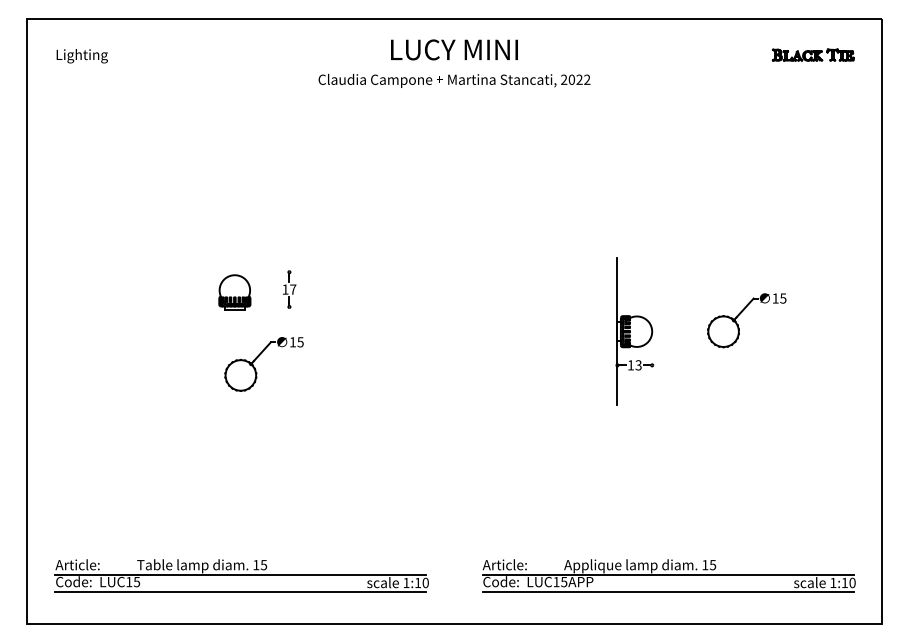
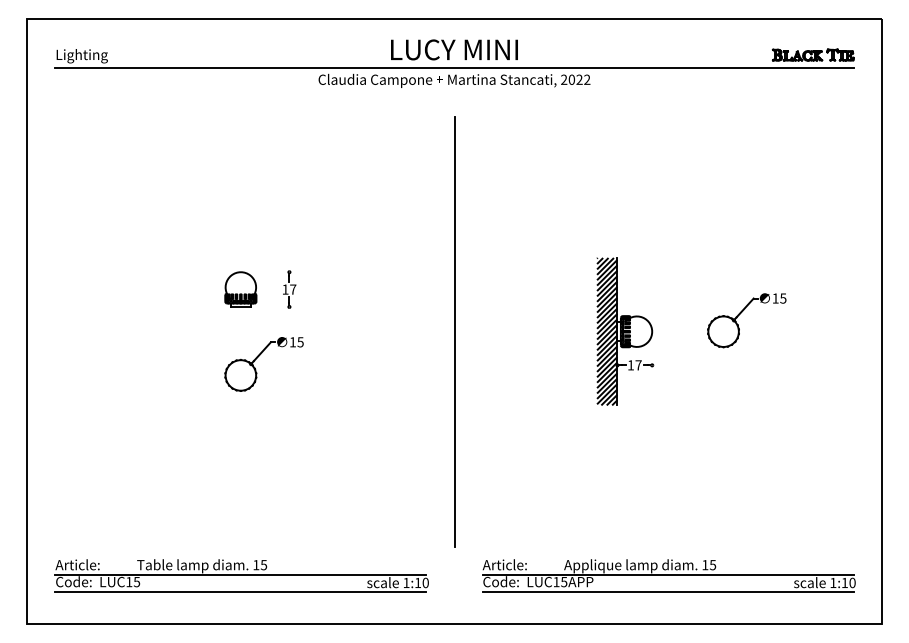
line: none -> present (454, 68)
part position: (234, 292) -> (240, 289) (240, 289)
line: none -> present (454, 331)
hatch: none -> present (607, 331)
text: 13 -> 17 (638, 365)
